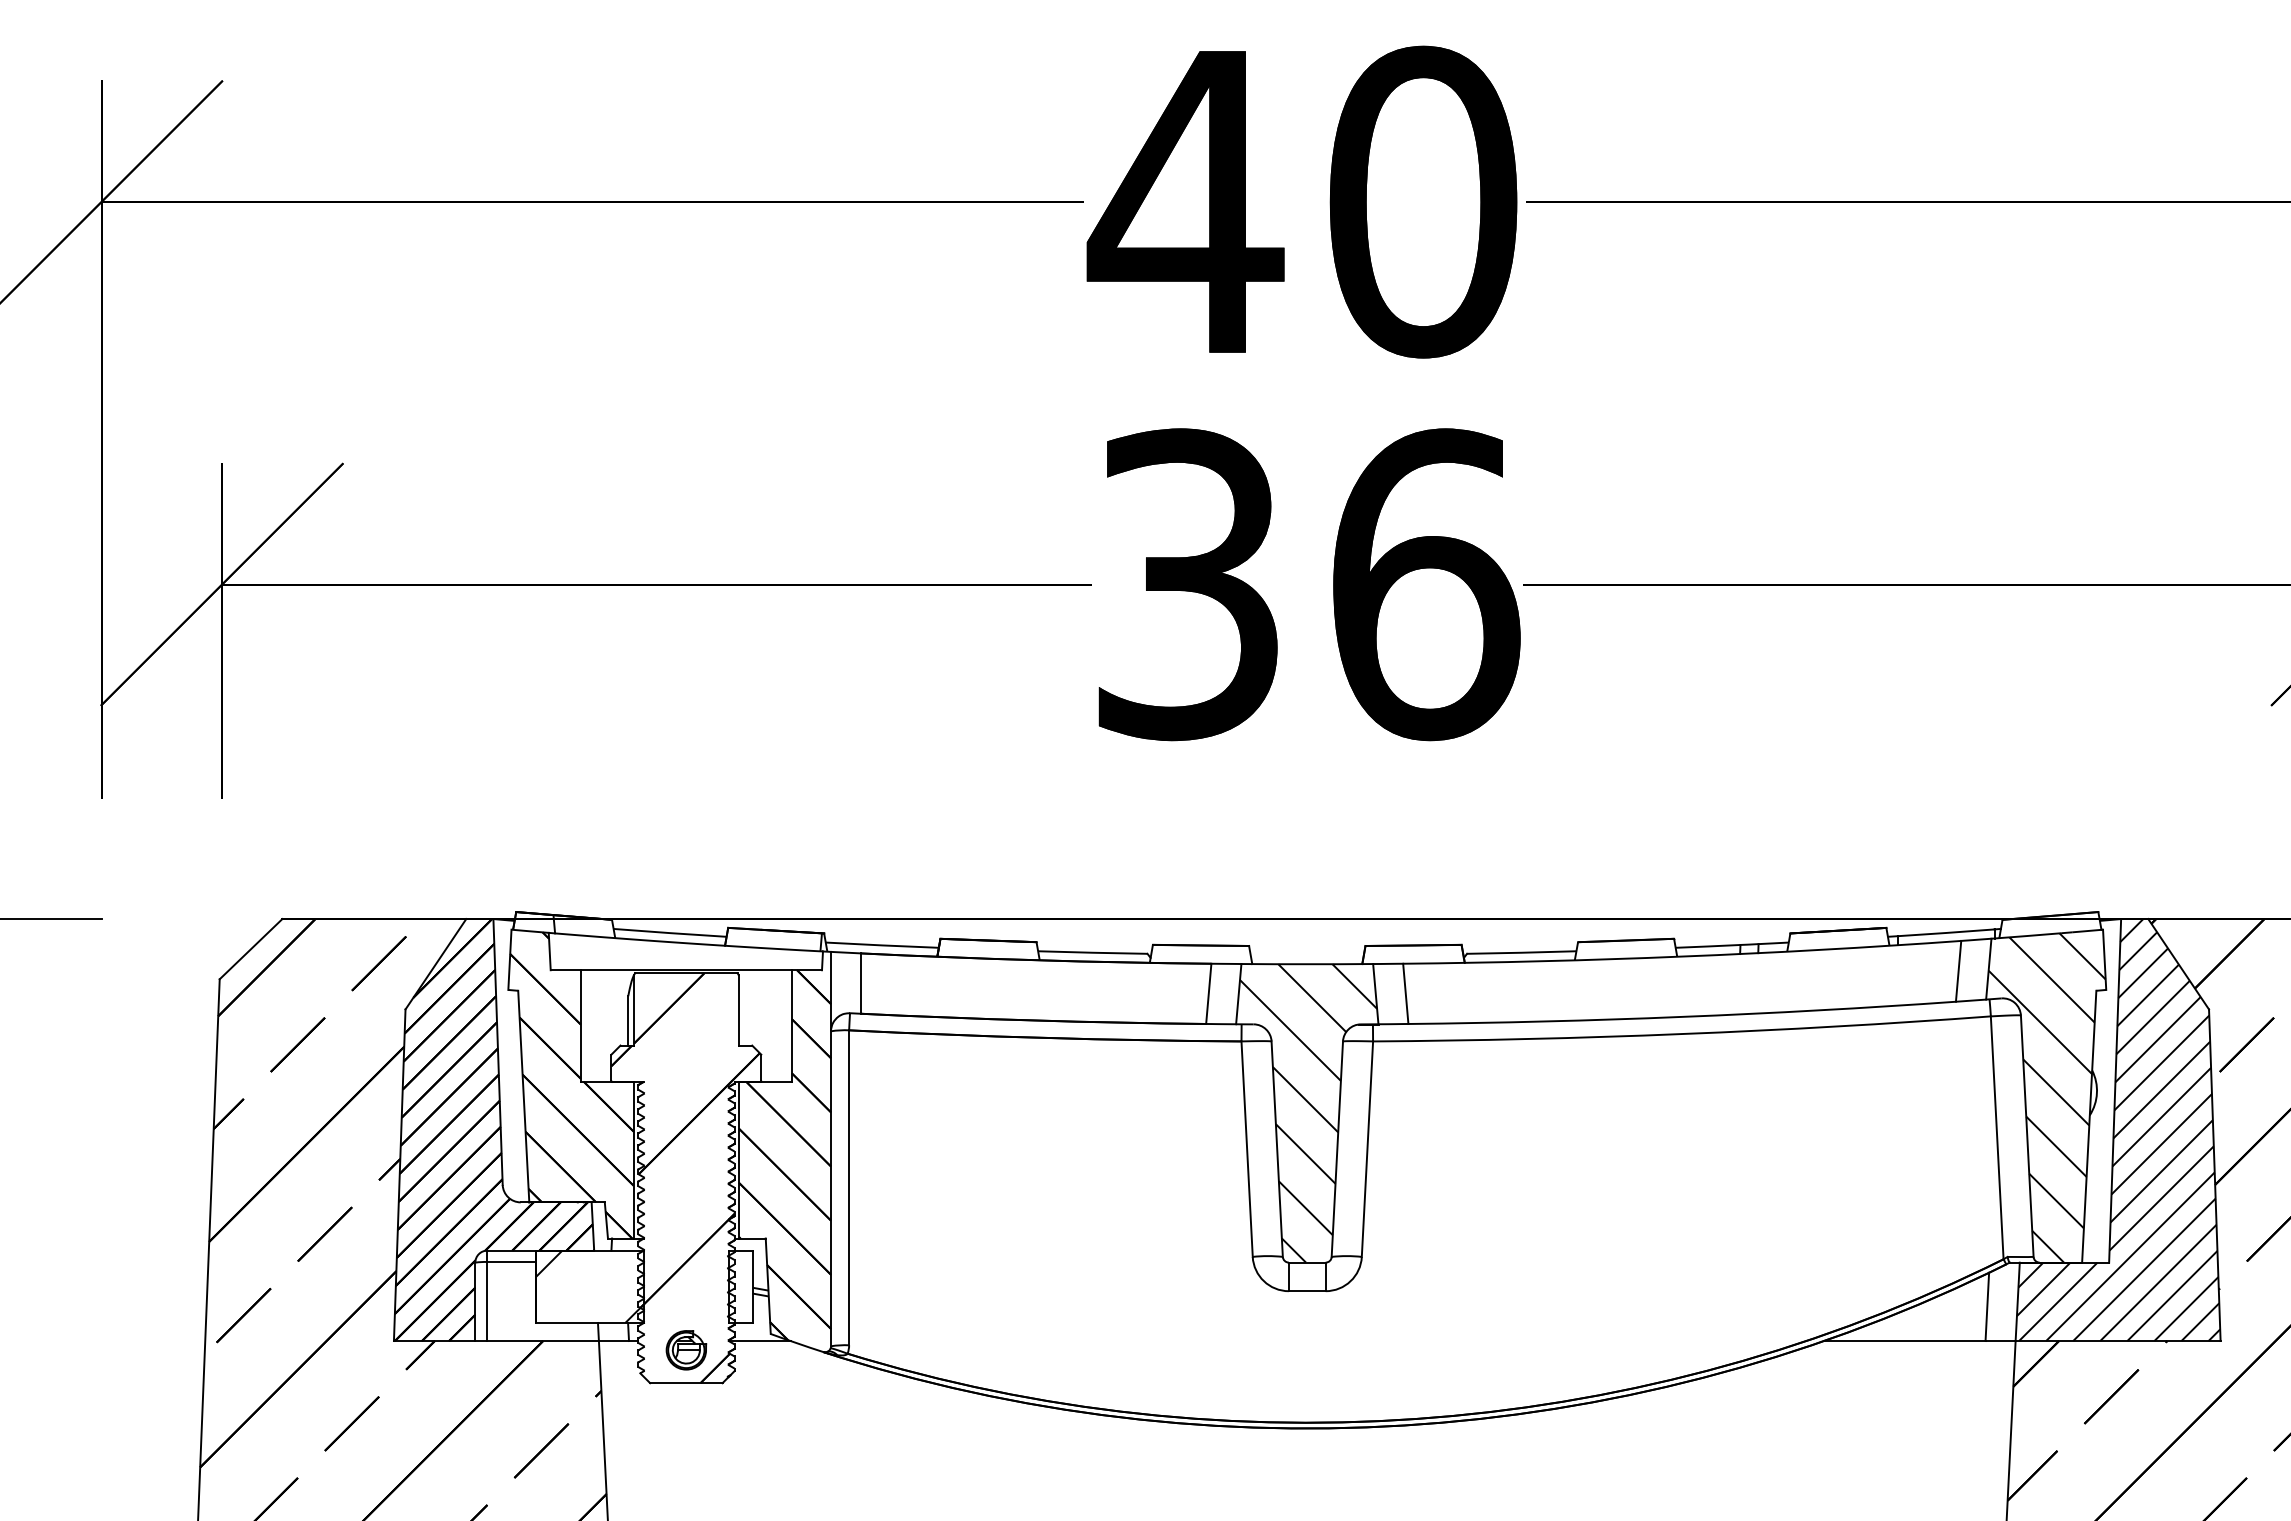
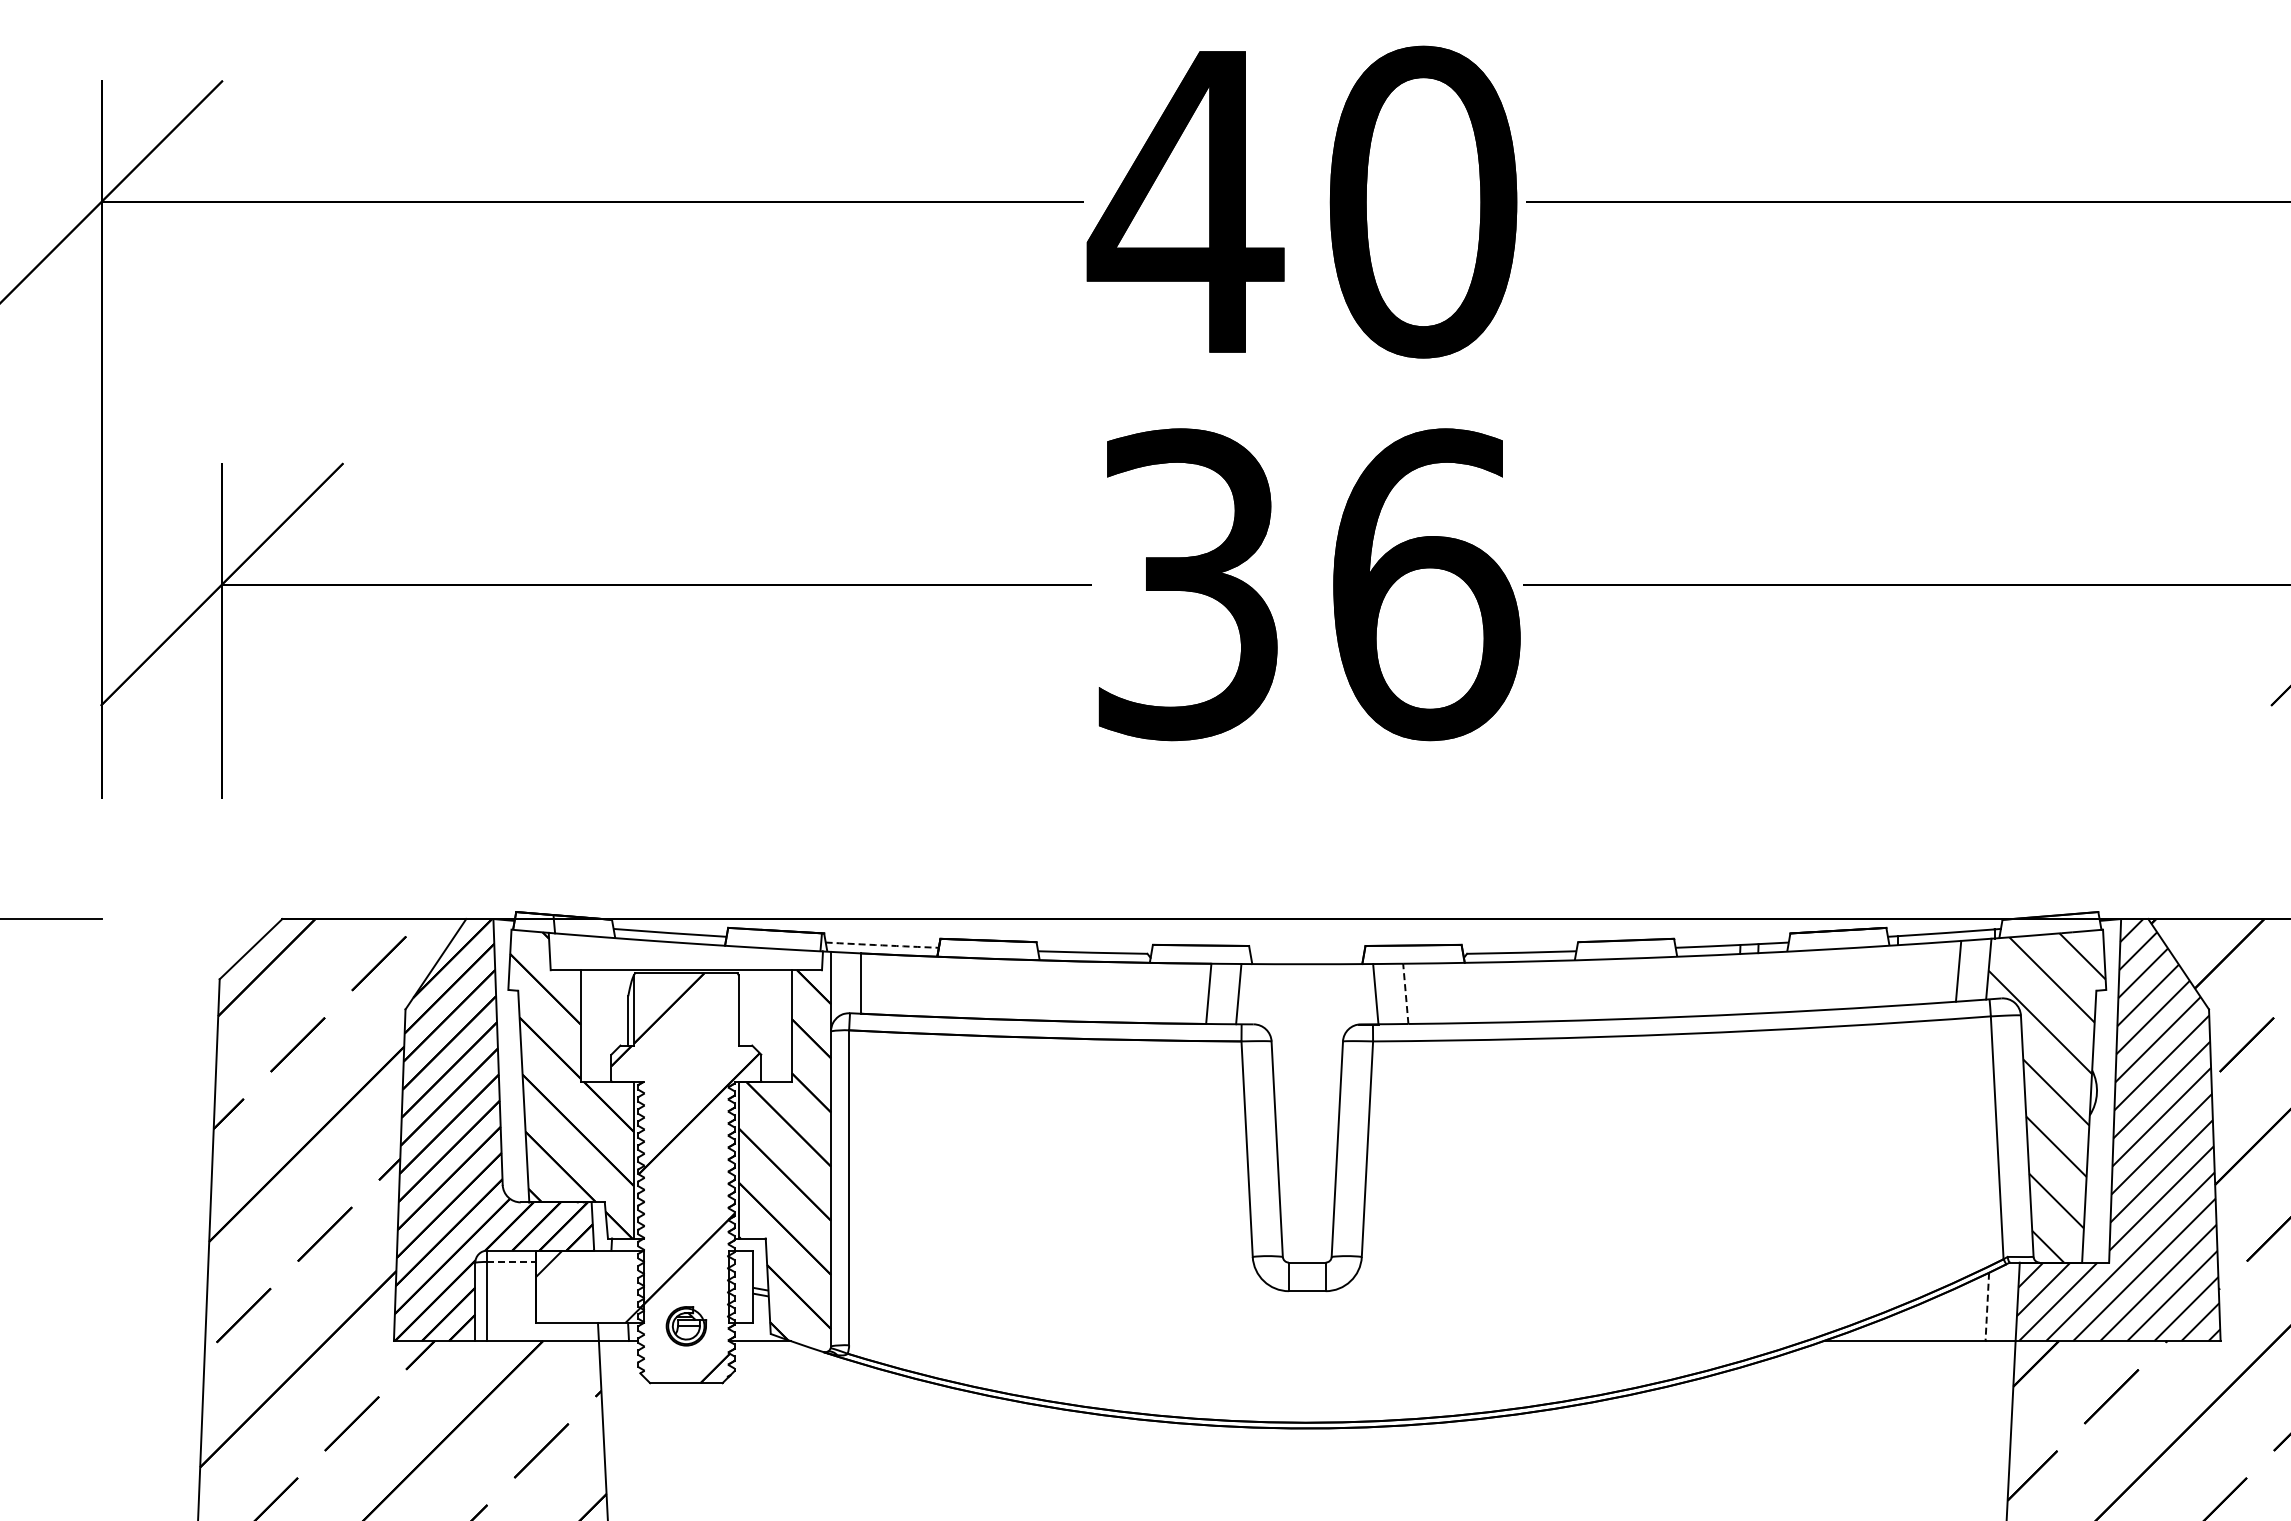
arc: solid -> dashed (882, 945)
line: solid -> dashed (1405, 993)
hatch: present -> none (1308, 1113)
line: solid -> dashed (511, 1262)
line: solid -> dashed (1987, 1307)
part position: (686, 1350) -> (686, 1326) (686, 1326)
